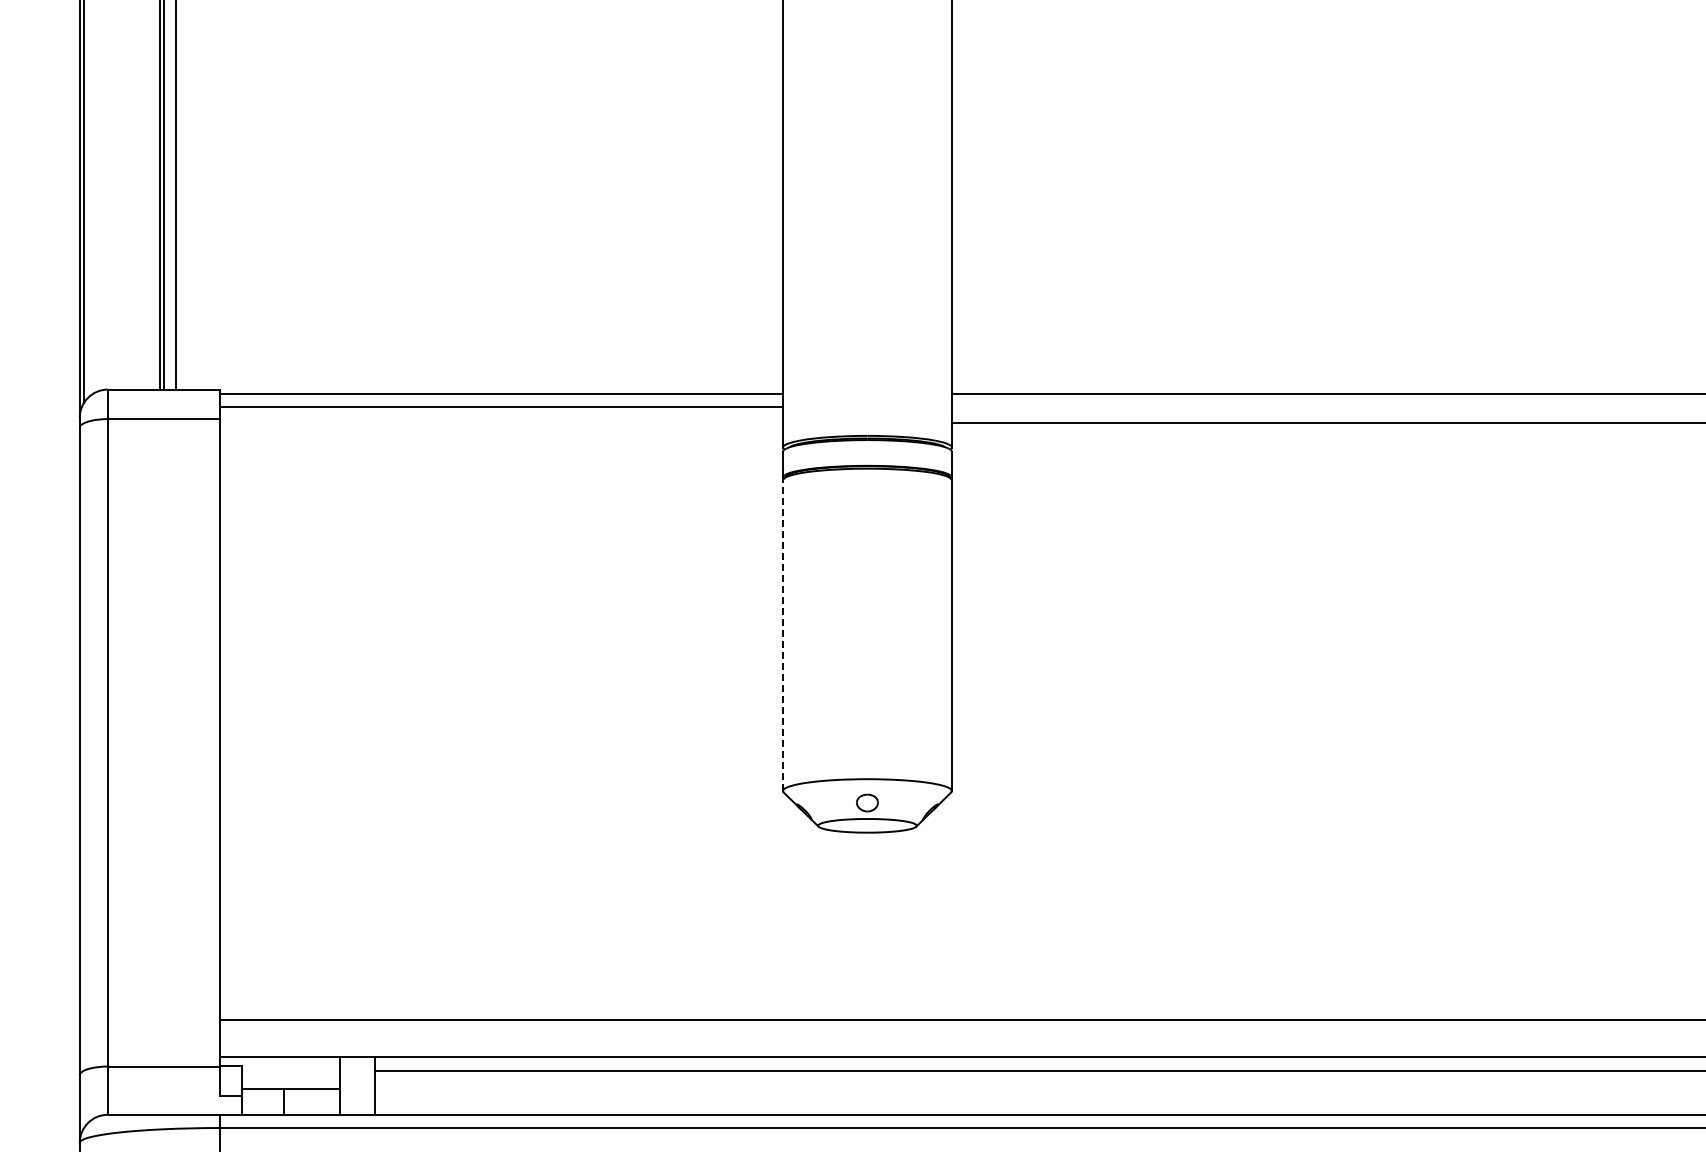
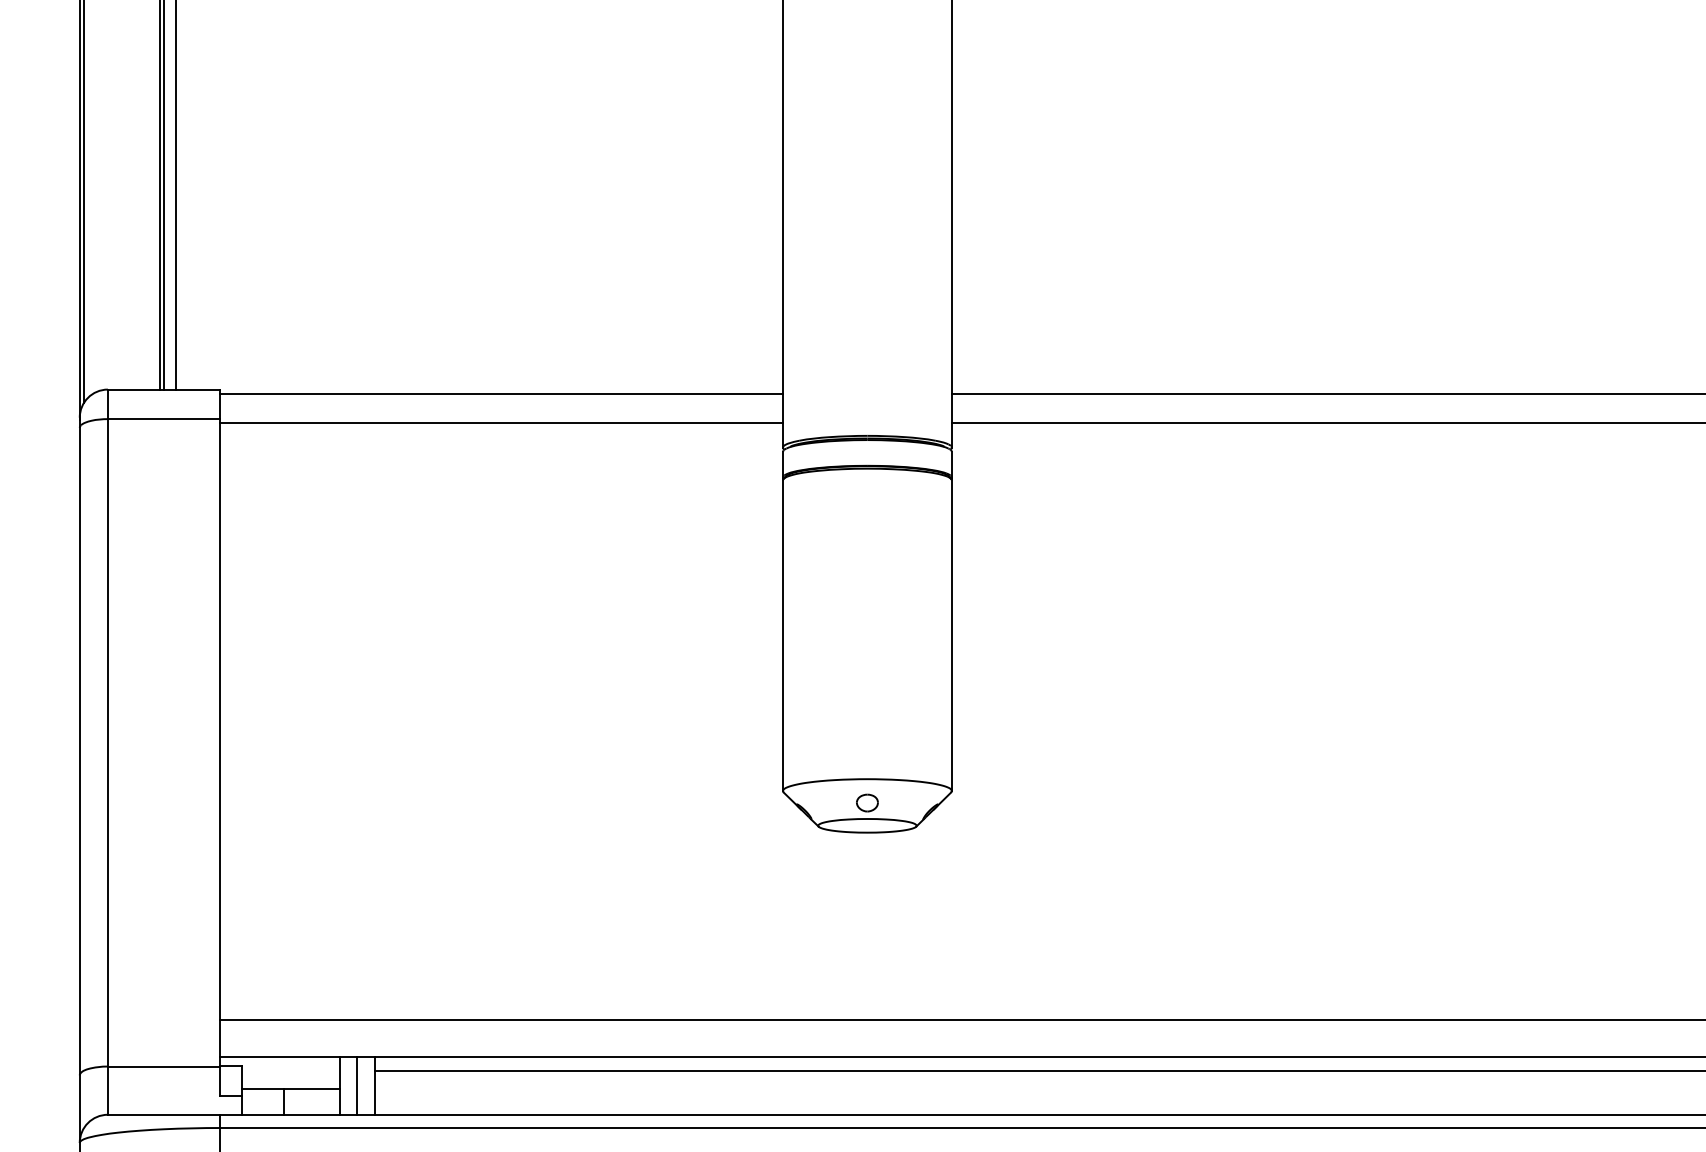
line position: (501, 407) -> (501, 423) (501, 423)
line: dashed -> solid (783, 635)
line: none -> present (356, 1085)
